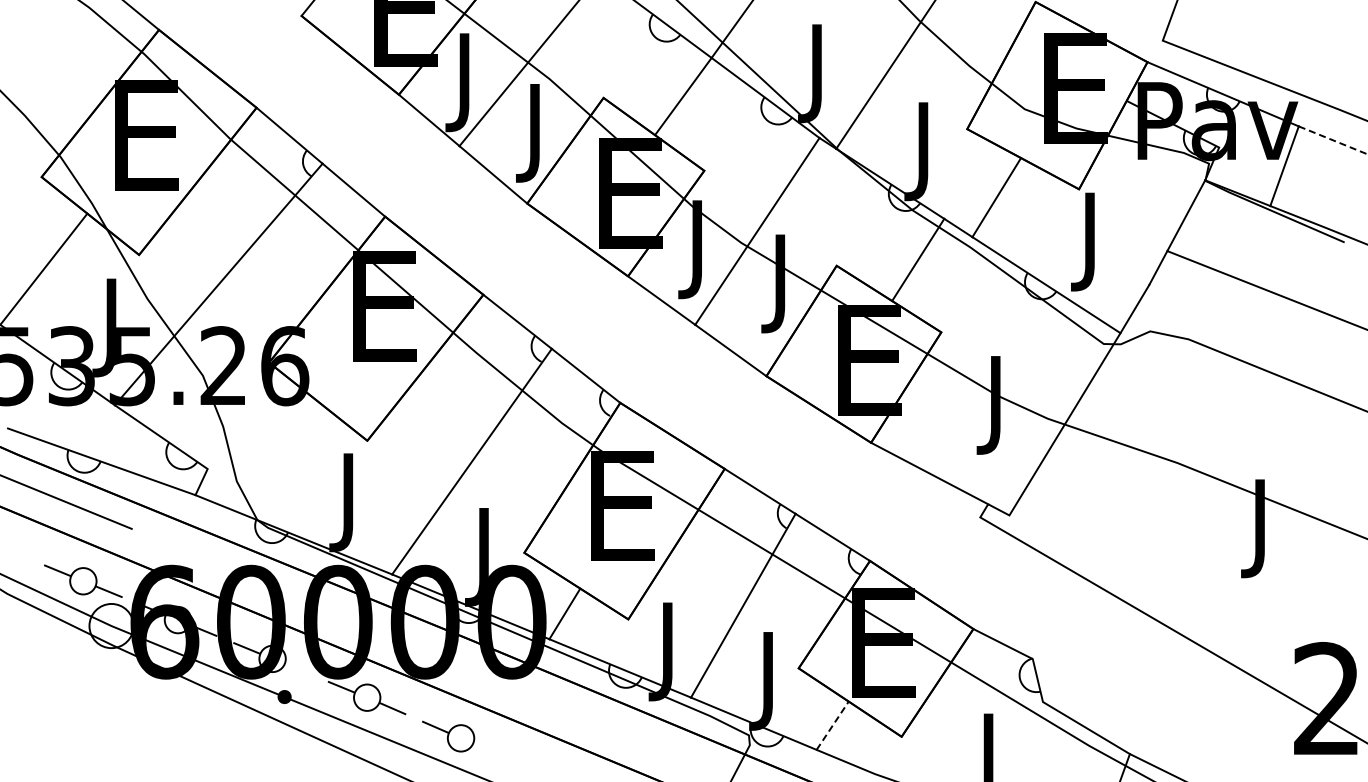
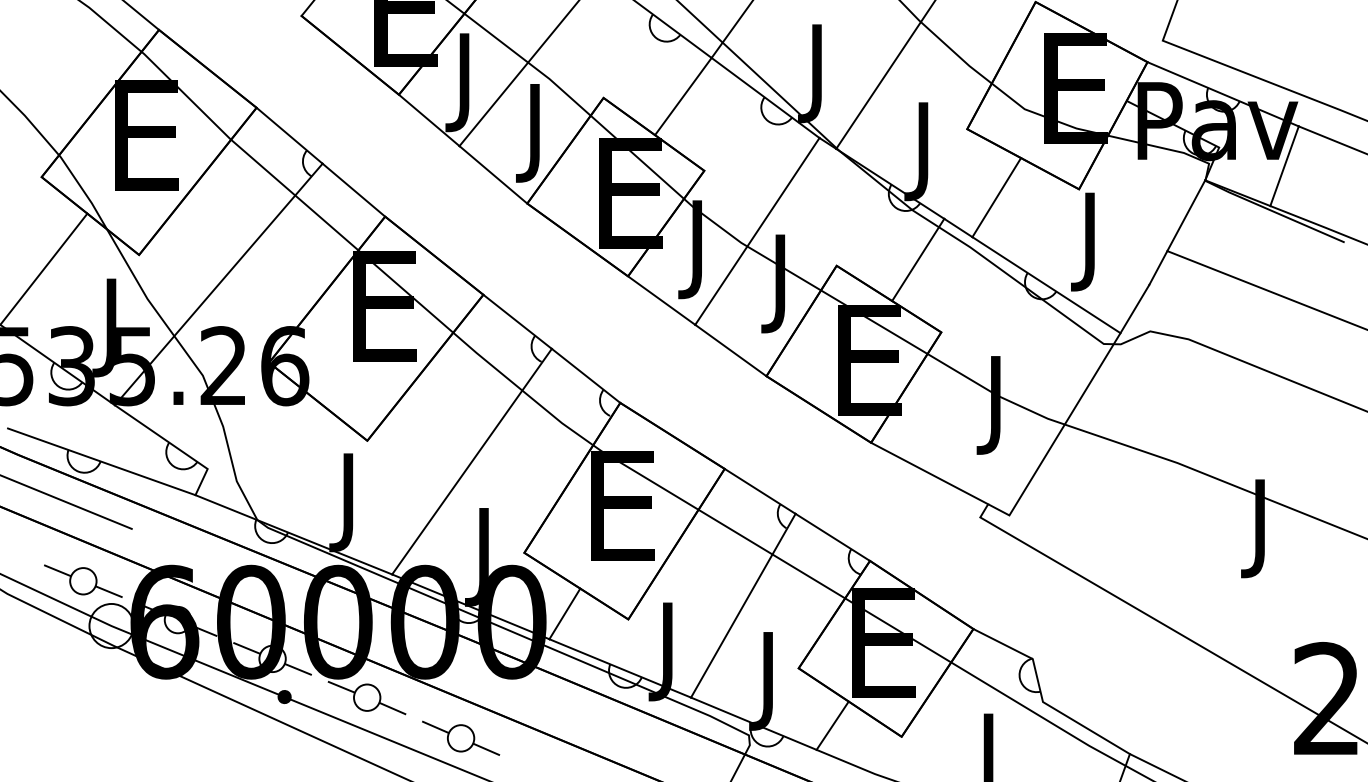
line: dashed -> solid (1333, 140)
line: none -> present (297, 669)
line: dashed -> solid (832, 725)
line: none -> present (486, 748)
